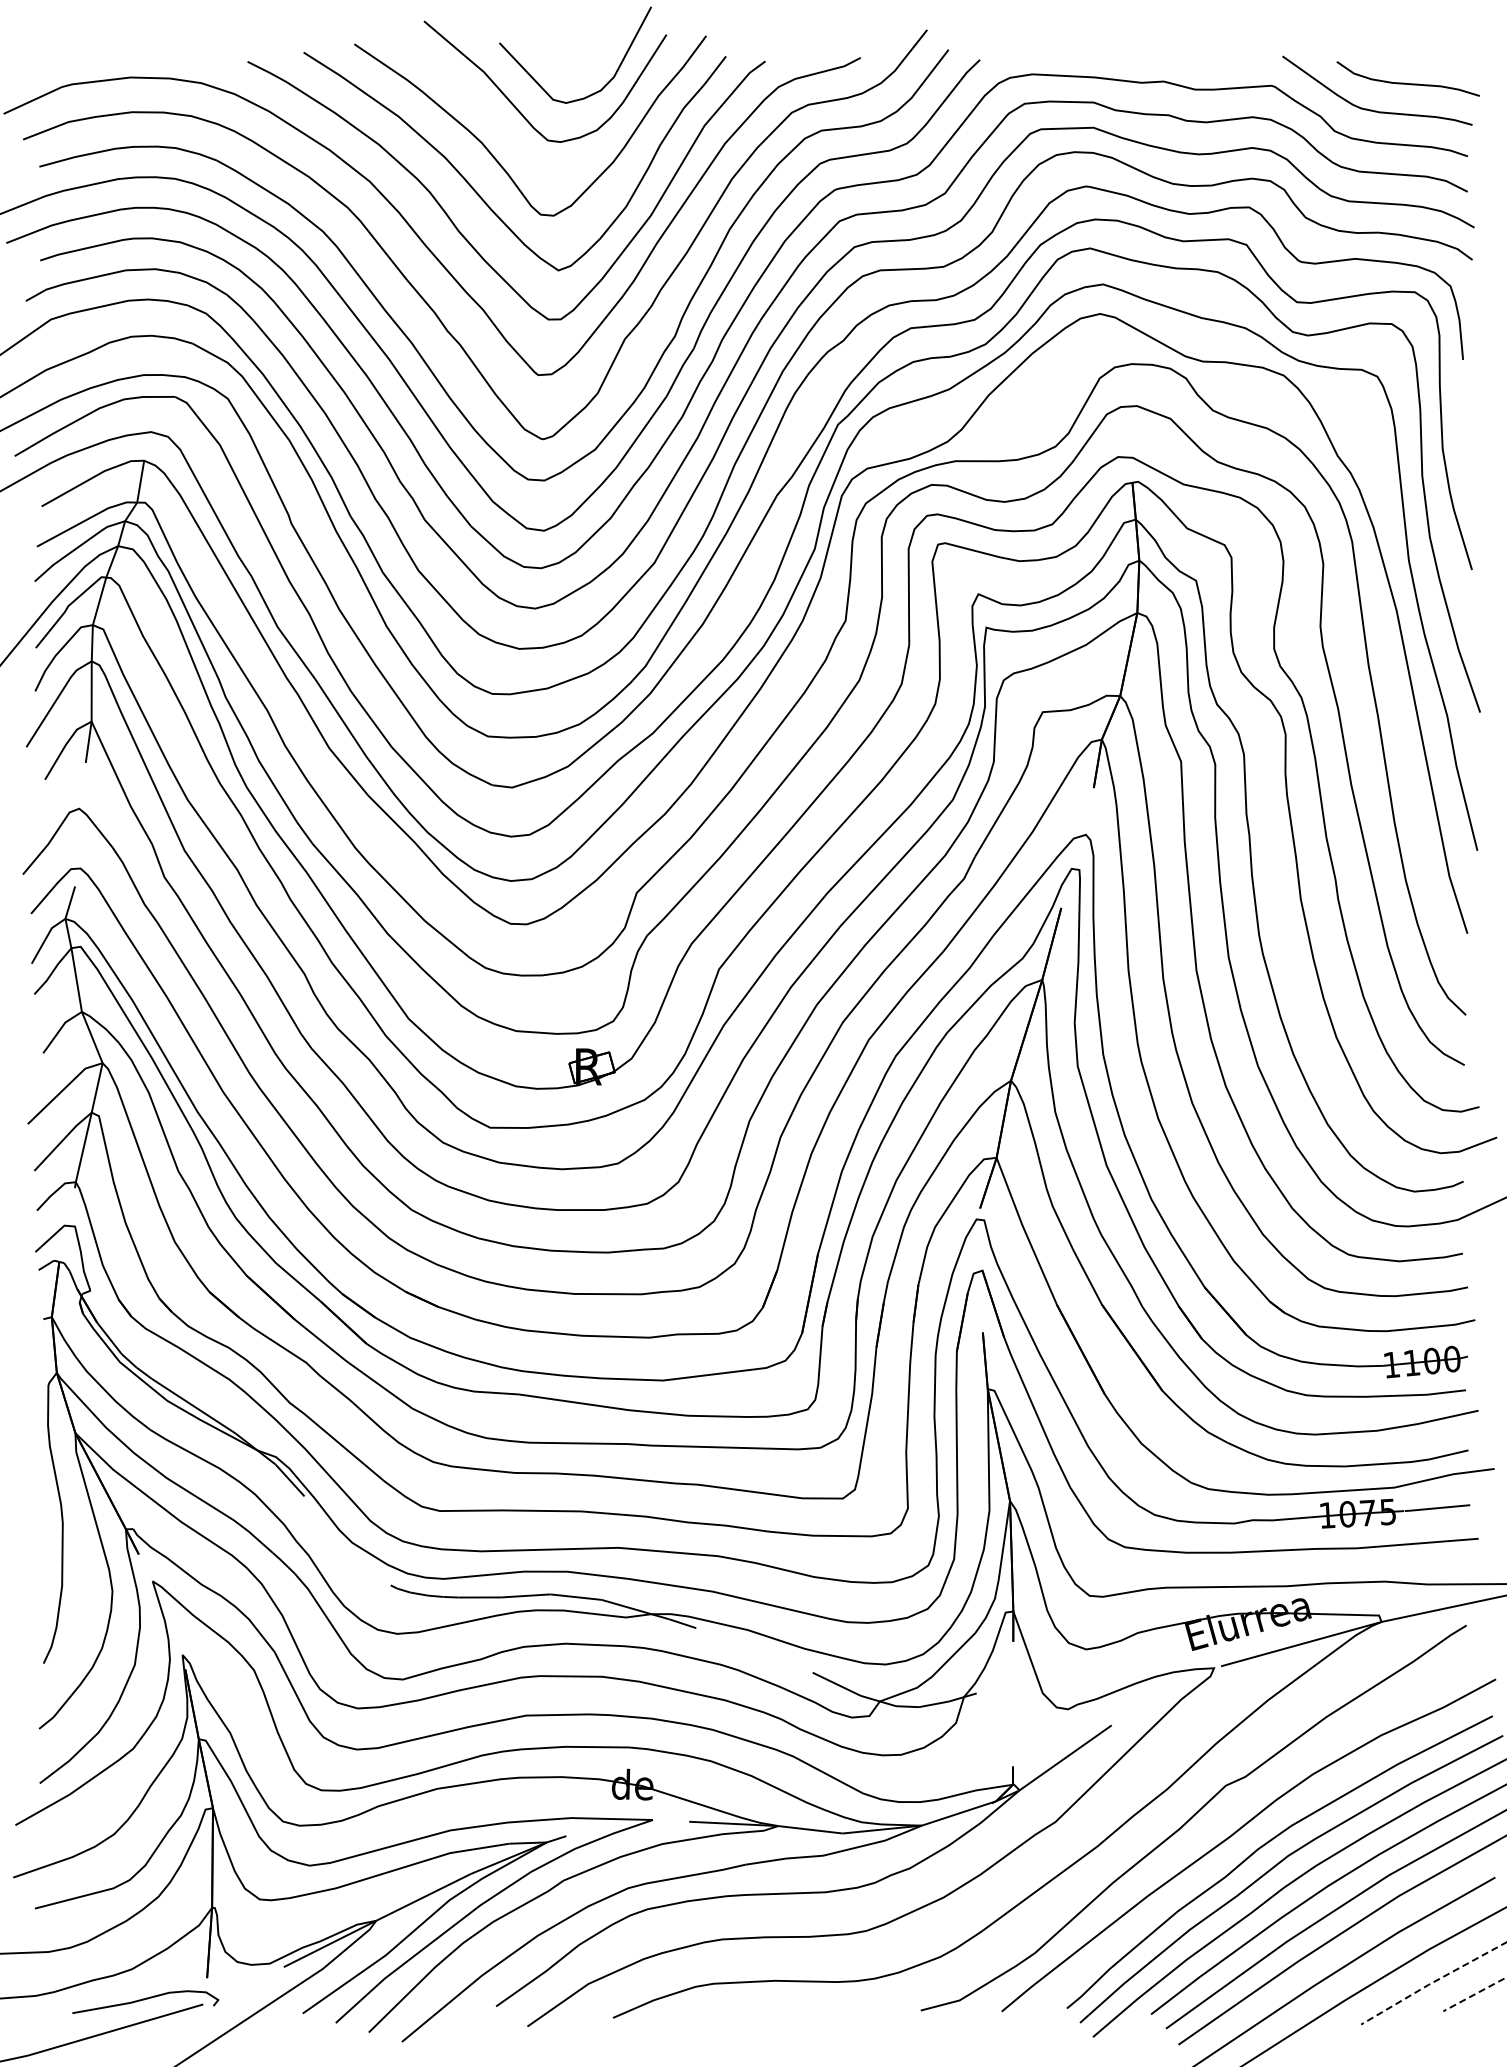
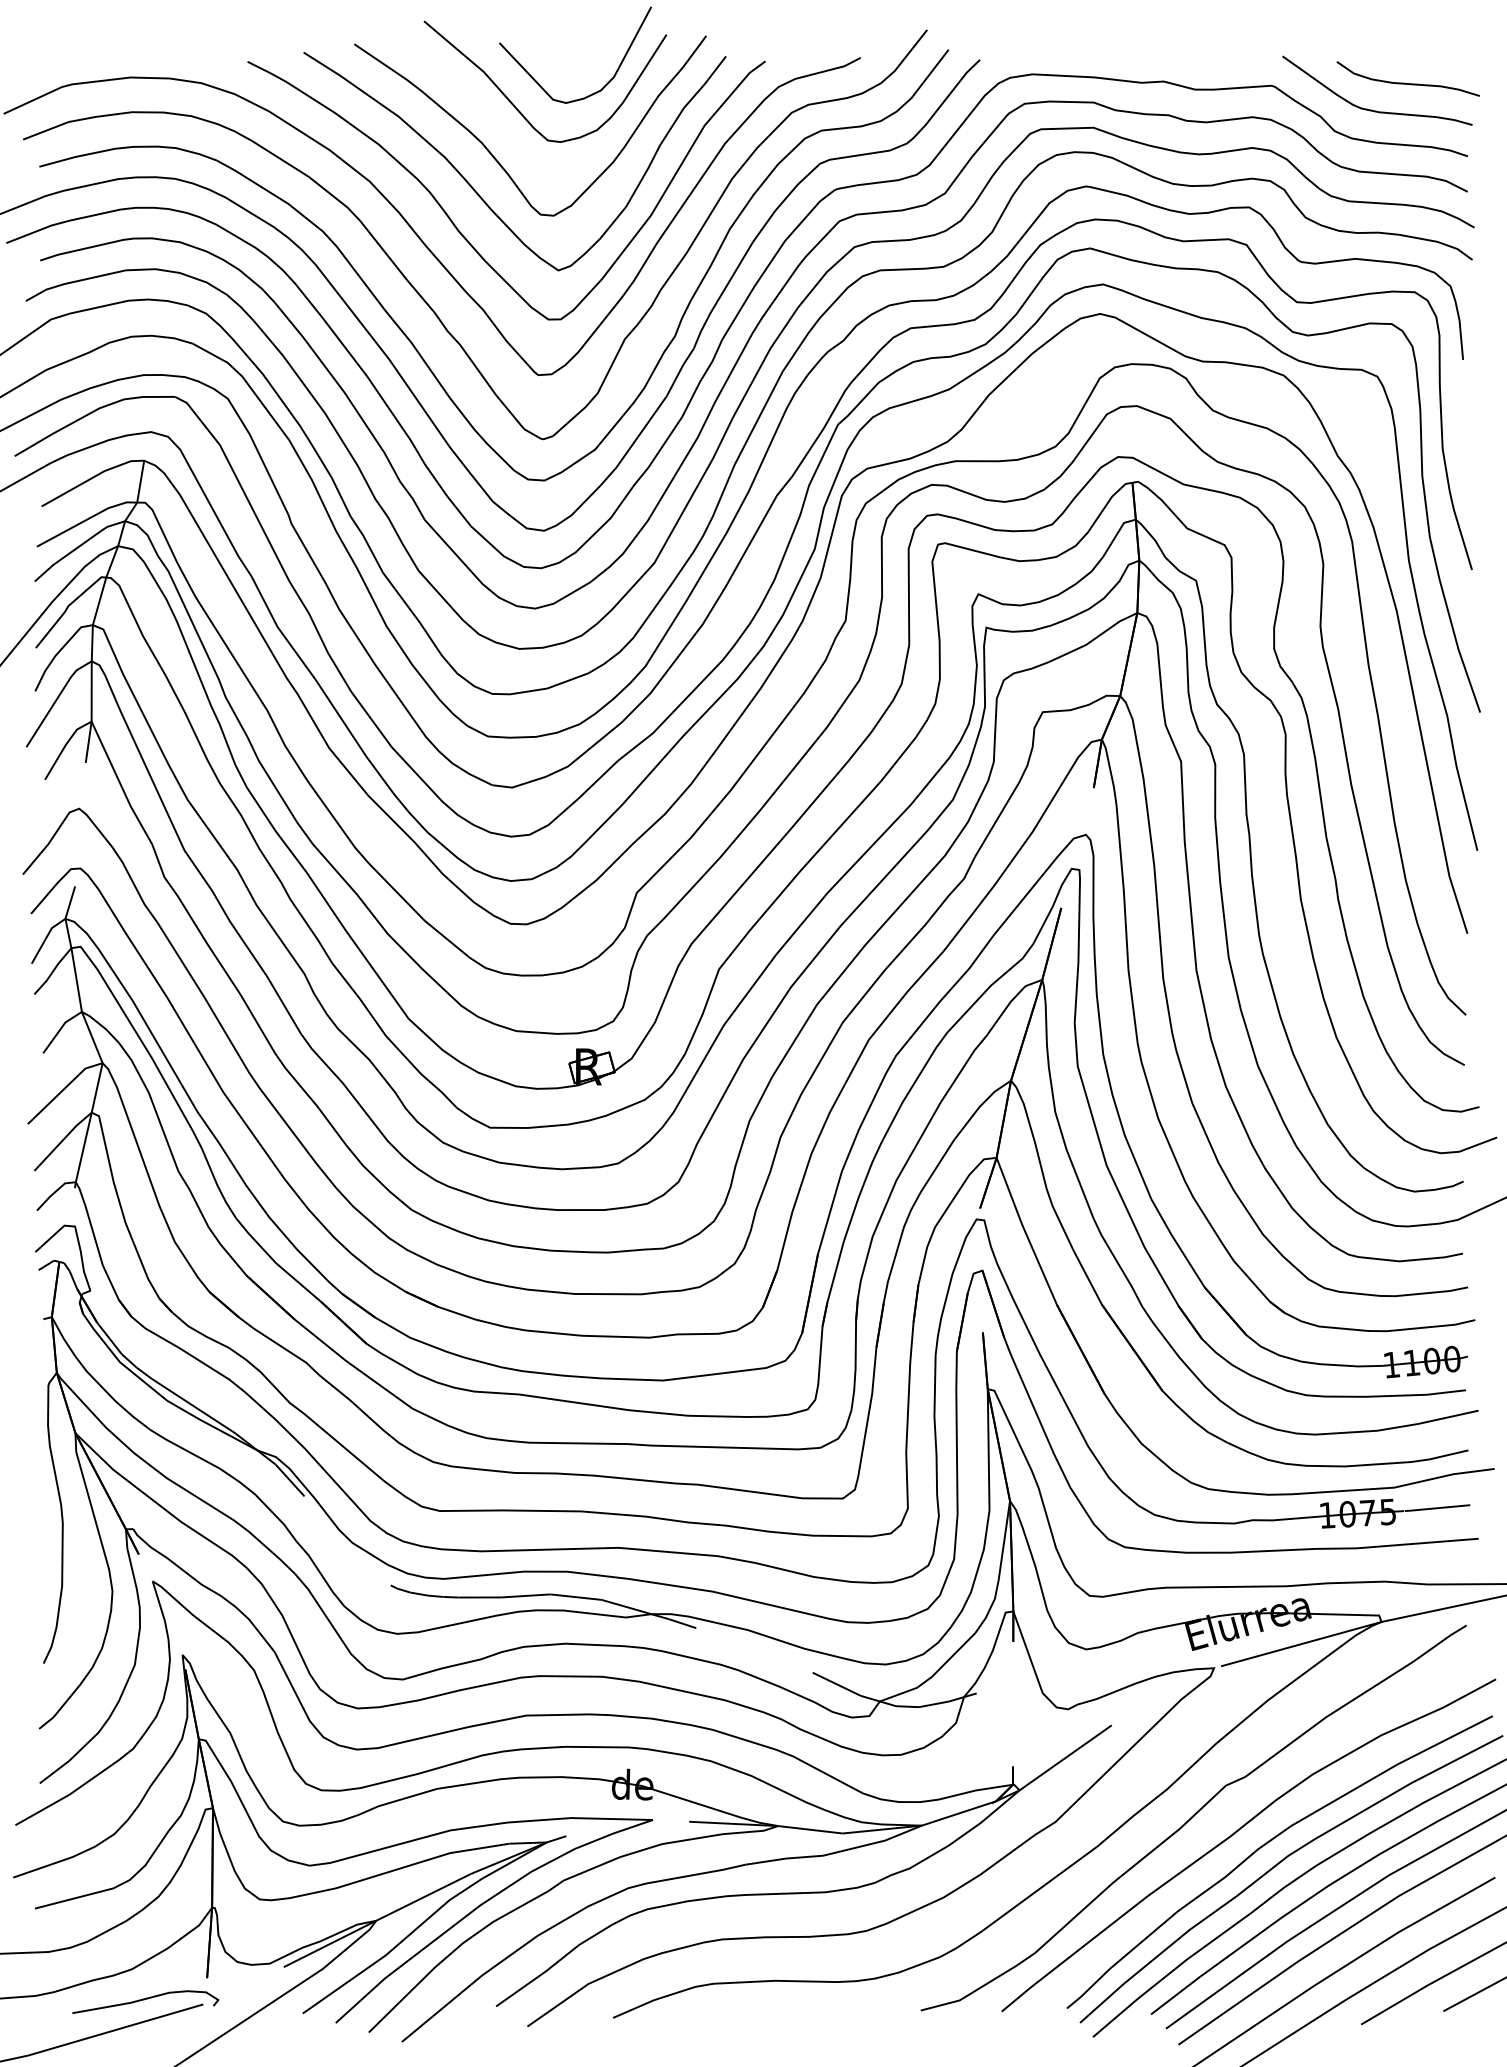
line: dashed -> solid (1432, 1982)
line: dashed -> solid (1474, 1994)
